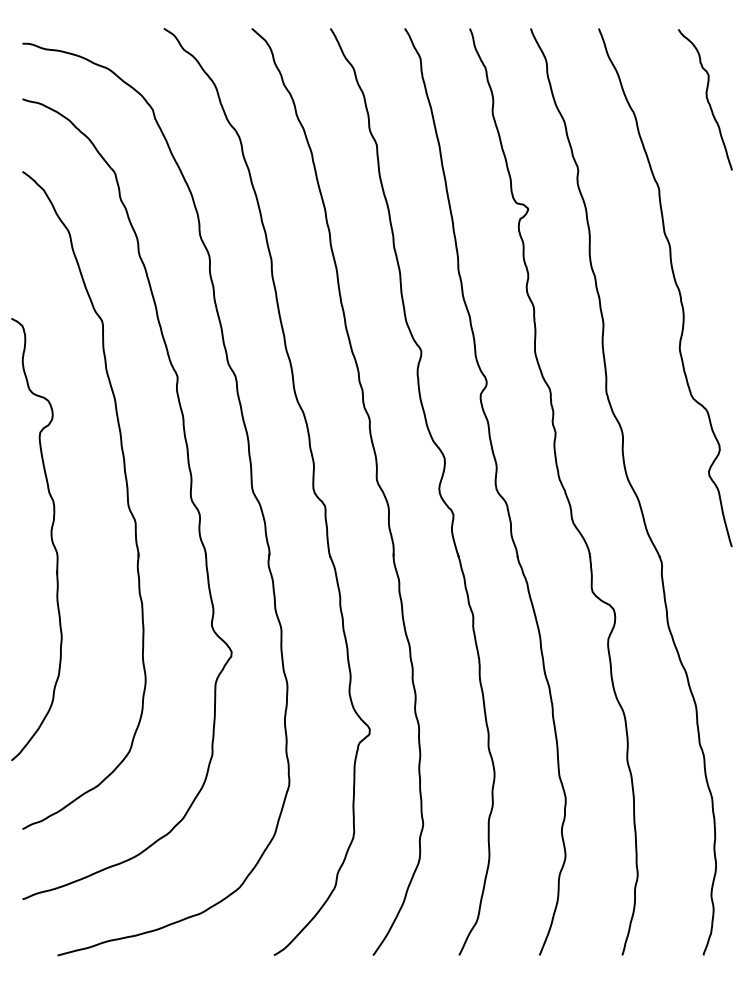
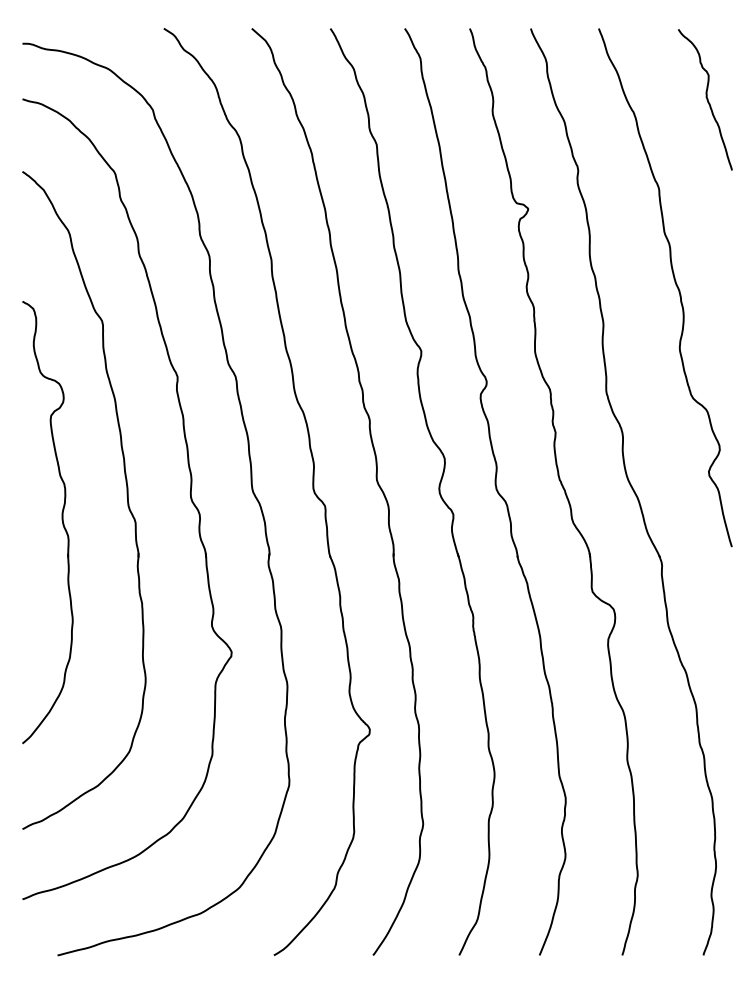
part position: (50, 537) -> (61, 520) (61, 520)
